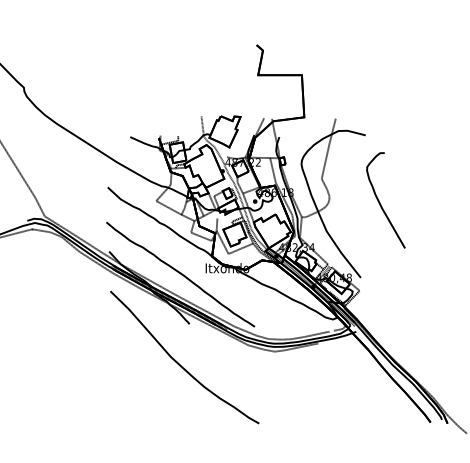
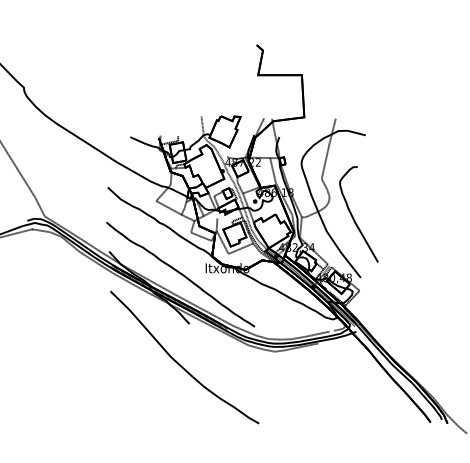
curve position: (380, 202) -> (353, 216) (353, 216)
